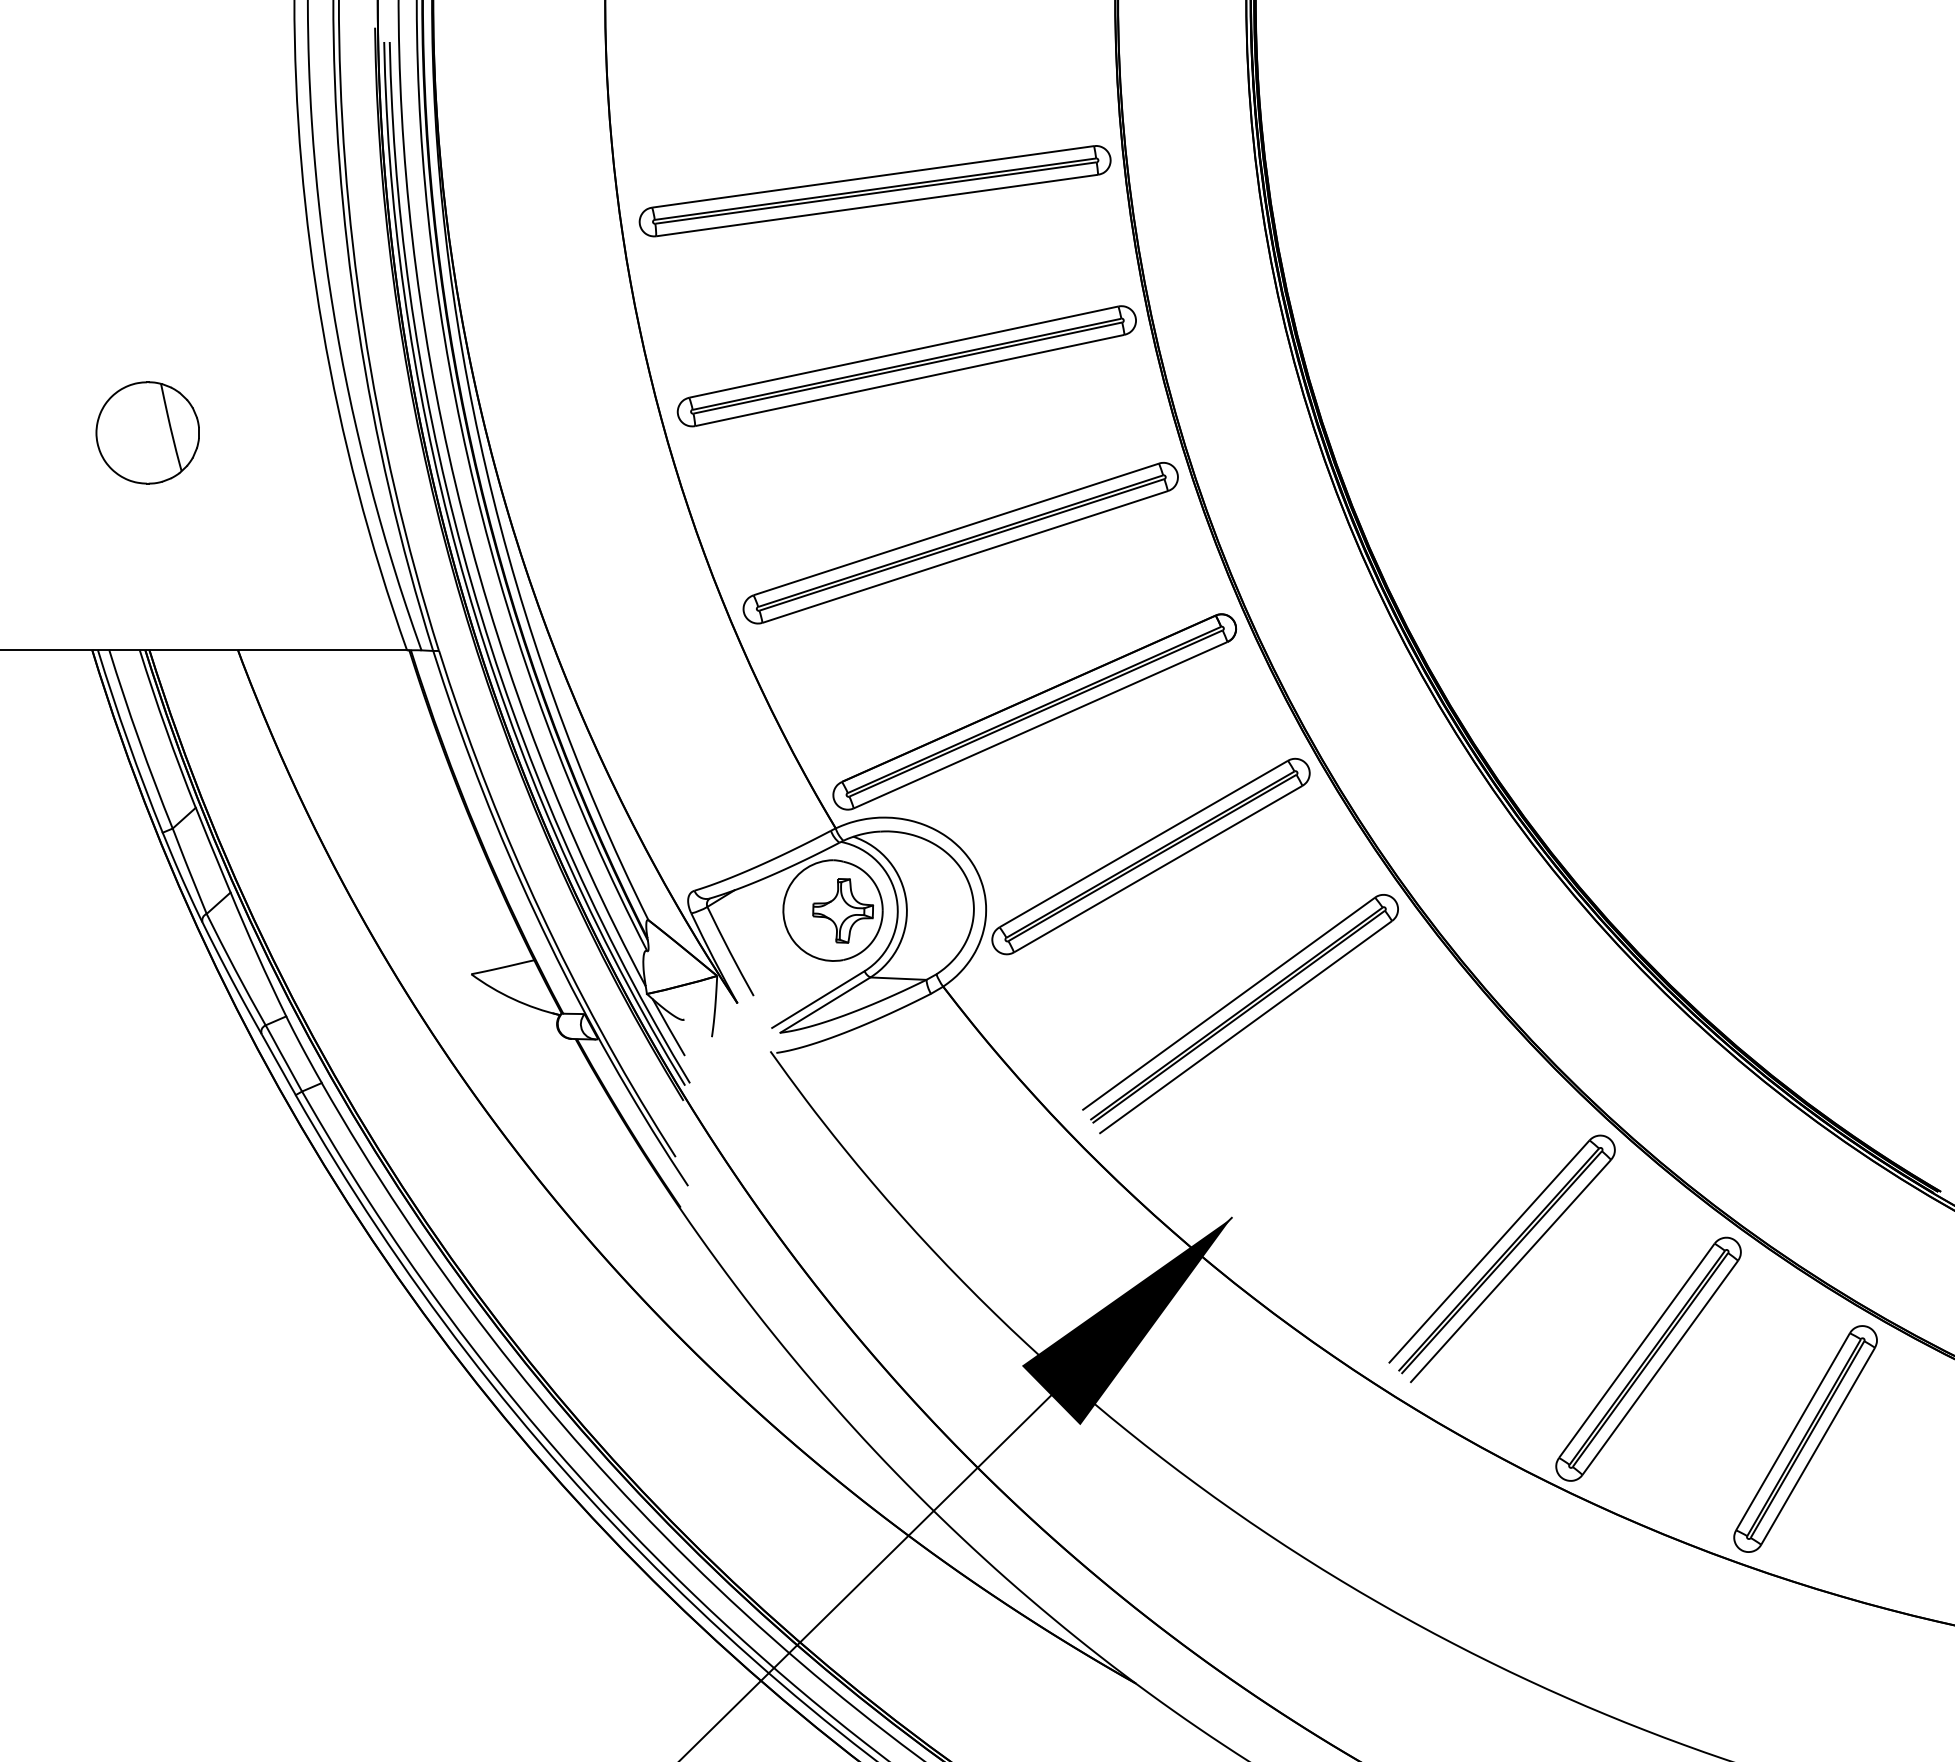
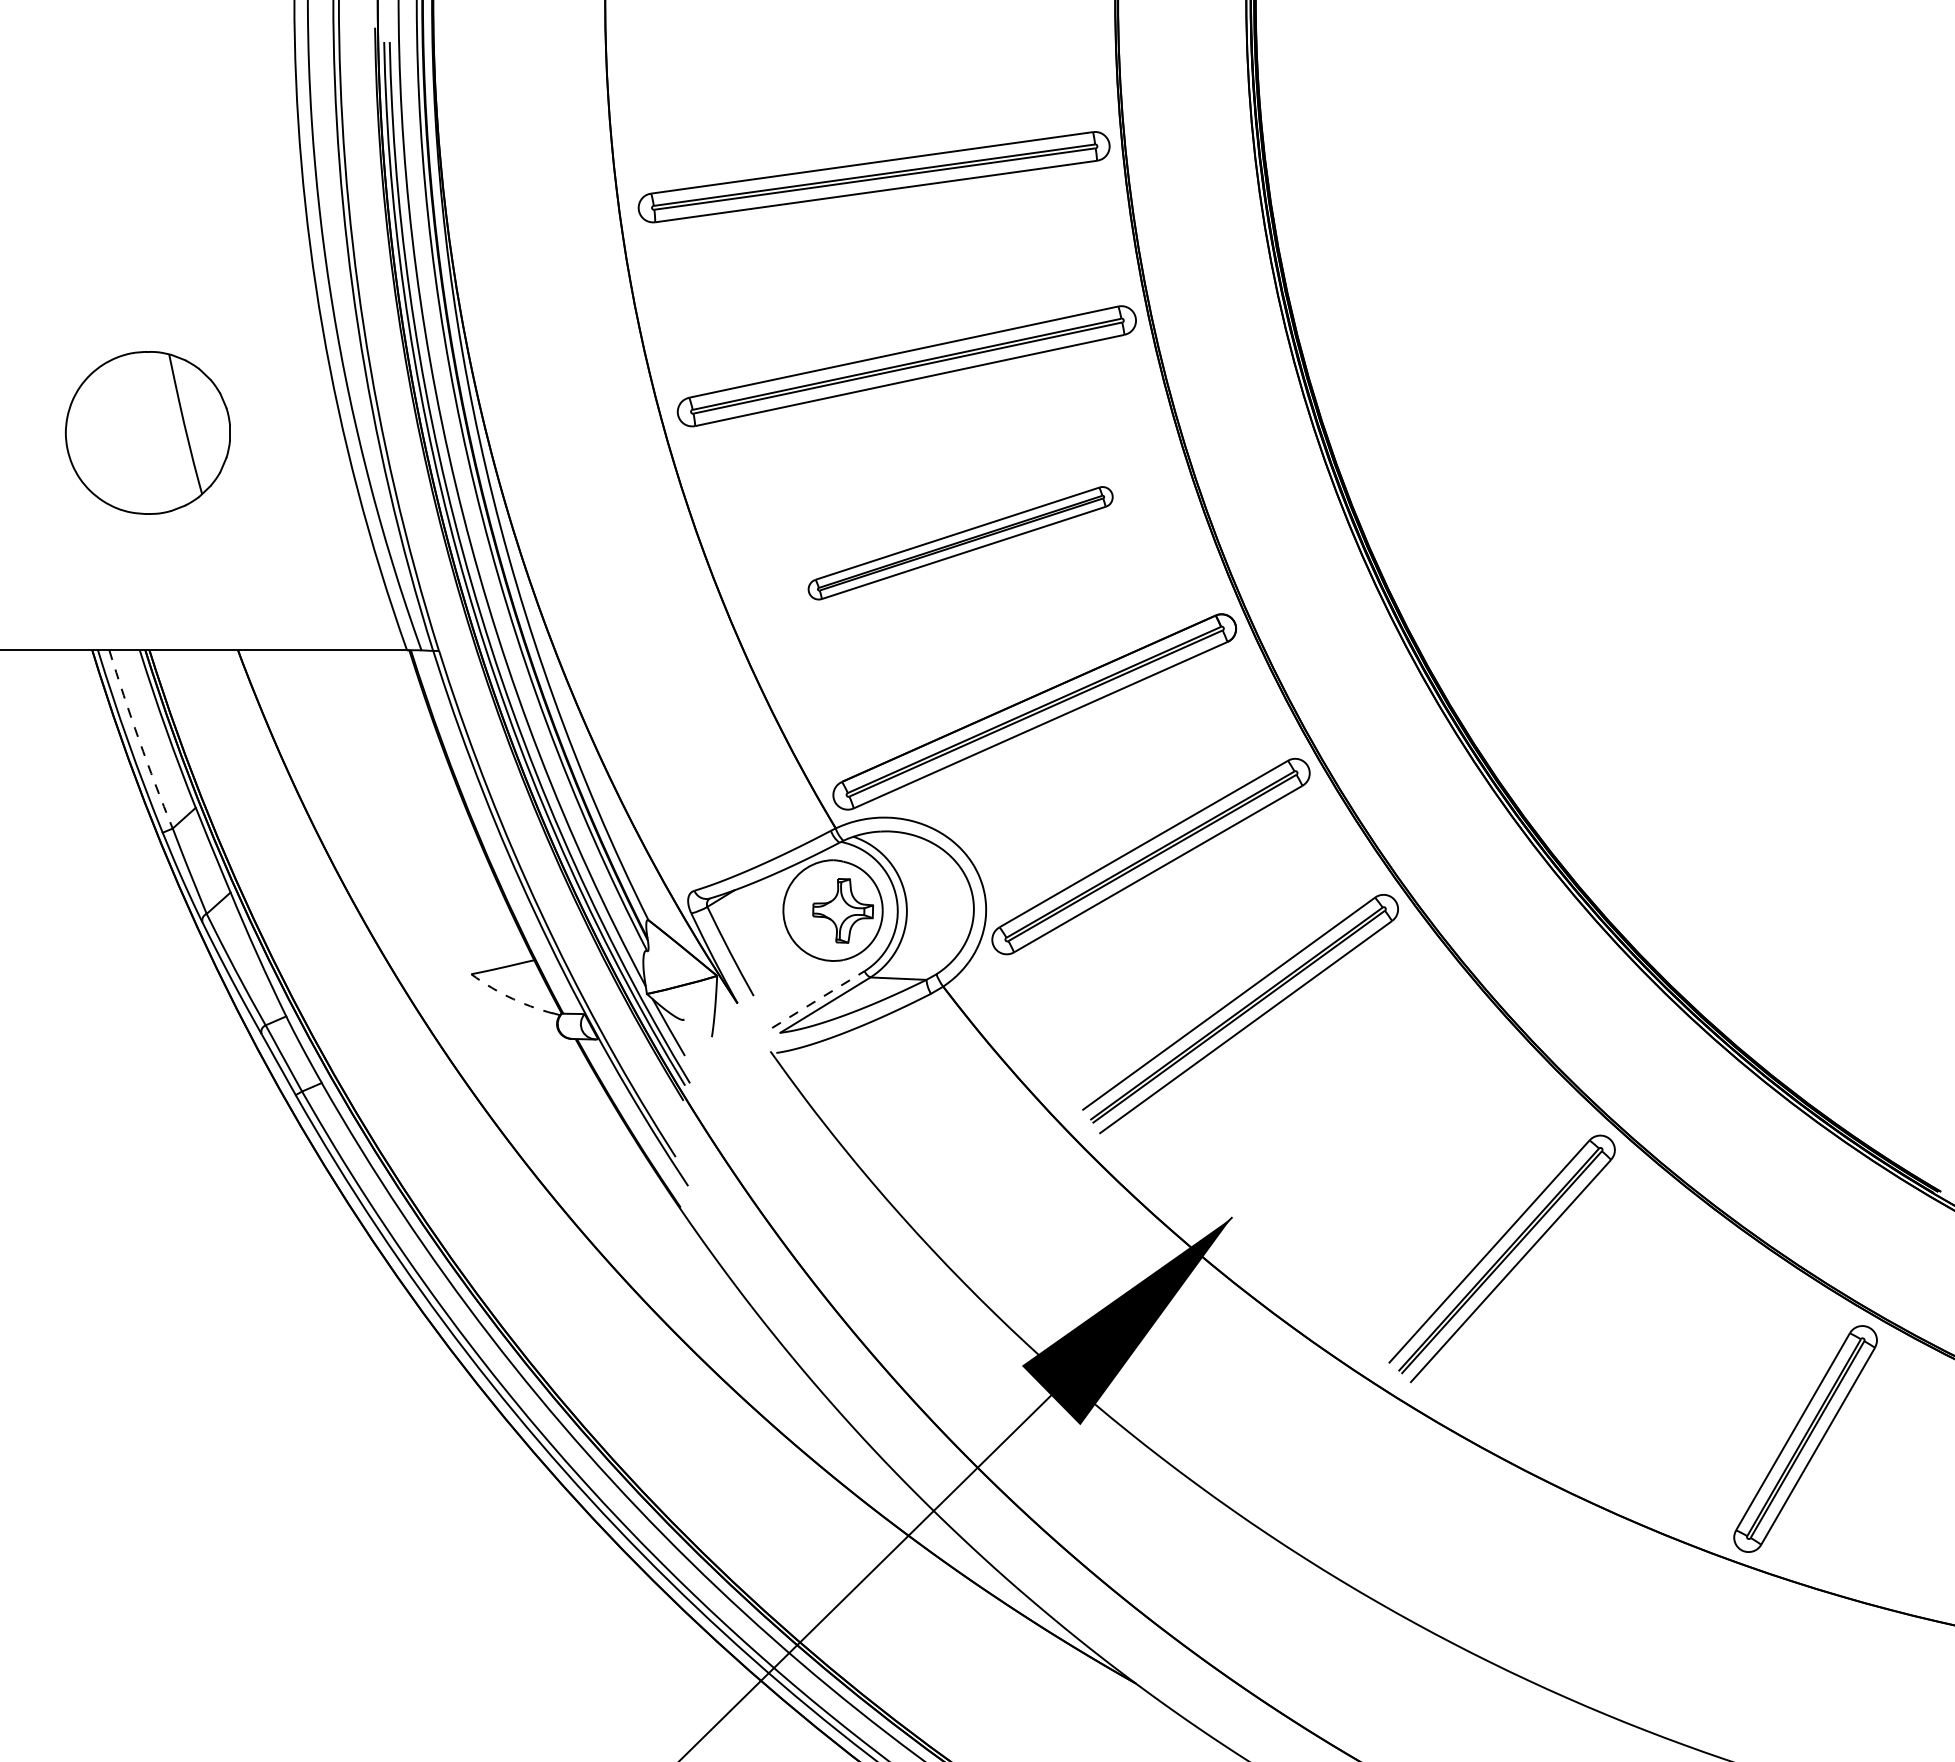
part position: (874, 191) -> (873, 177) (873, 177)
part size: 105x104 px -> 166x164 px (147, 432)
part size: 437x163 px -> 307x115 px (960, 543)
arc: solid -> dashed (139, 740)
arc: solid -> dashed (513, 999)
line: solid -> dashed (818, 999)
part: present -> none (1648, 1358)
